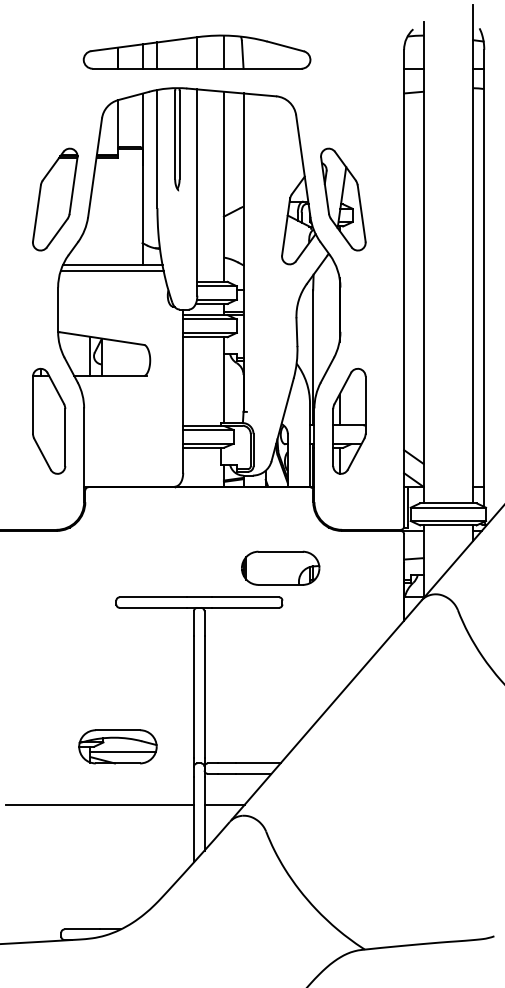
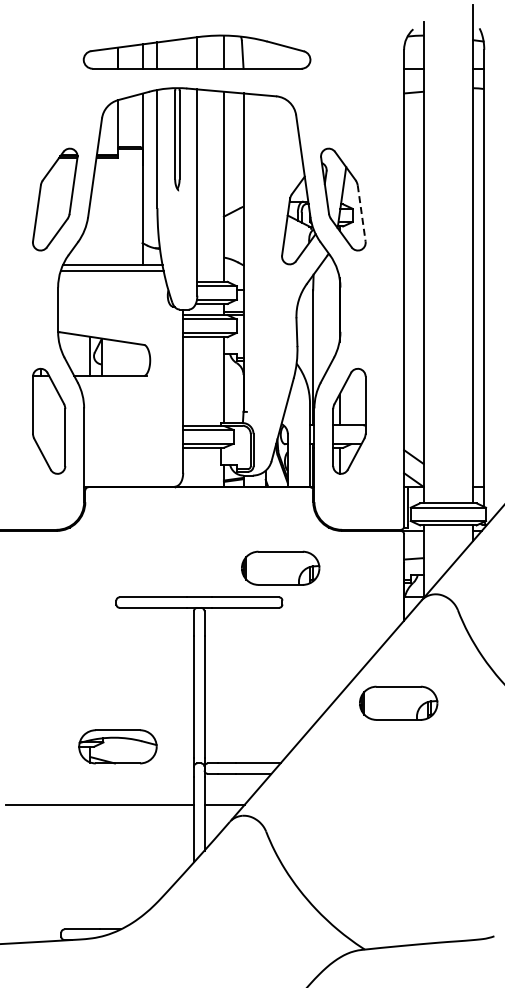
line: solid -> dashed (361, 213)
part: none -> present (398, 702)
line: present -> none (122, 752)
